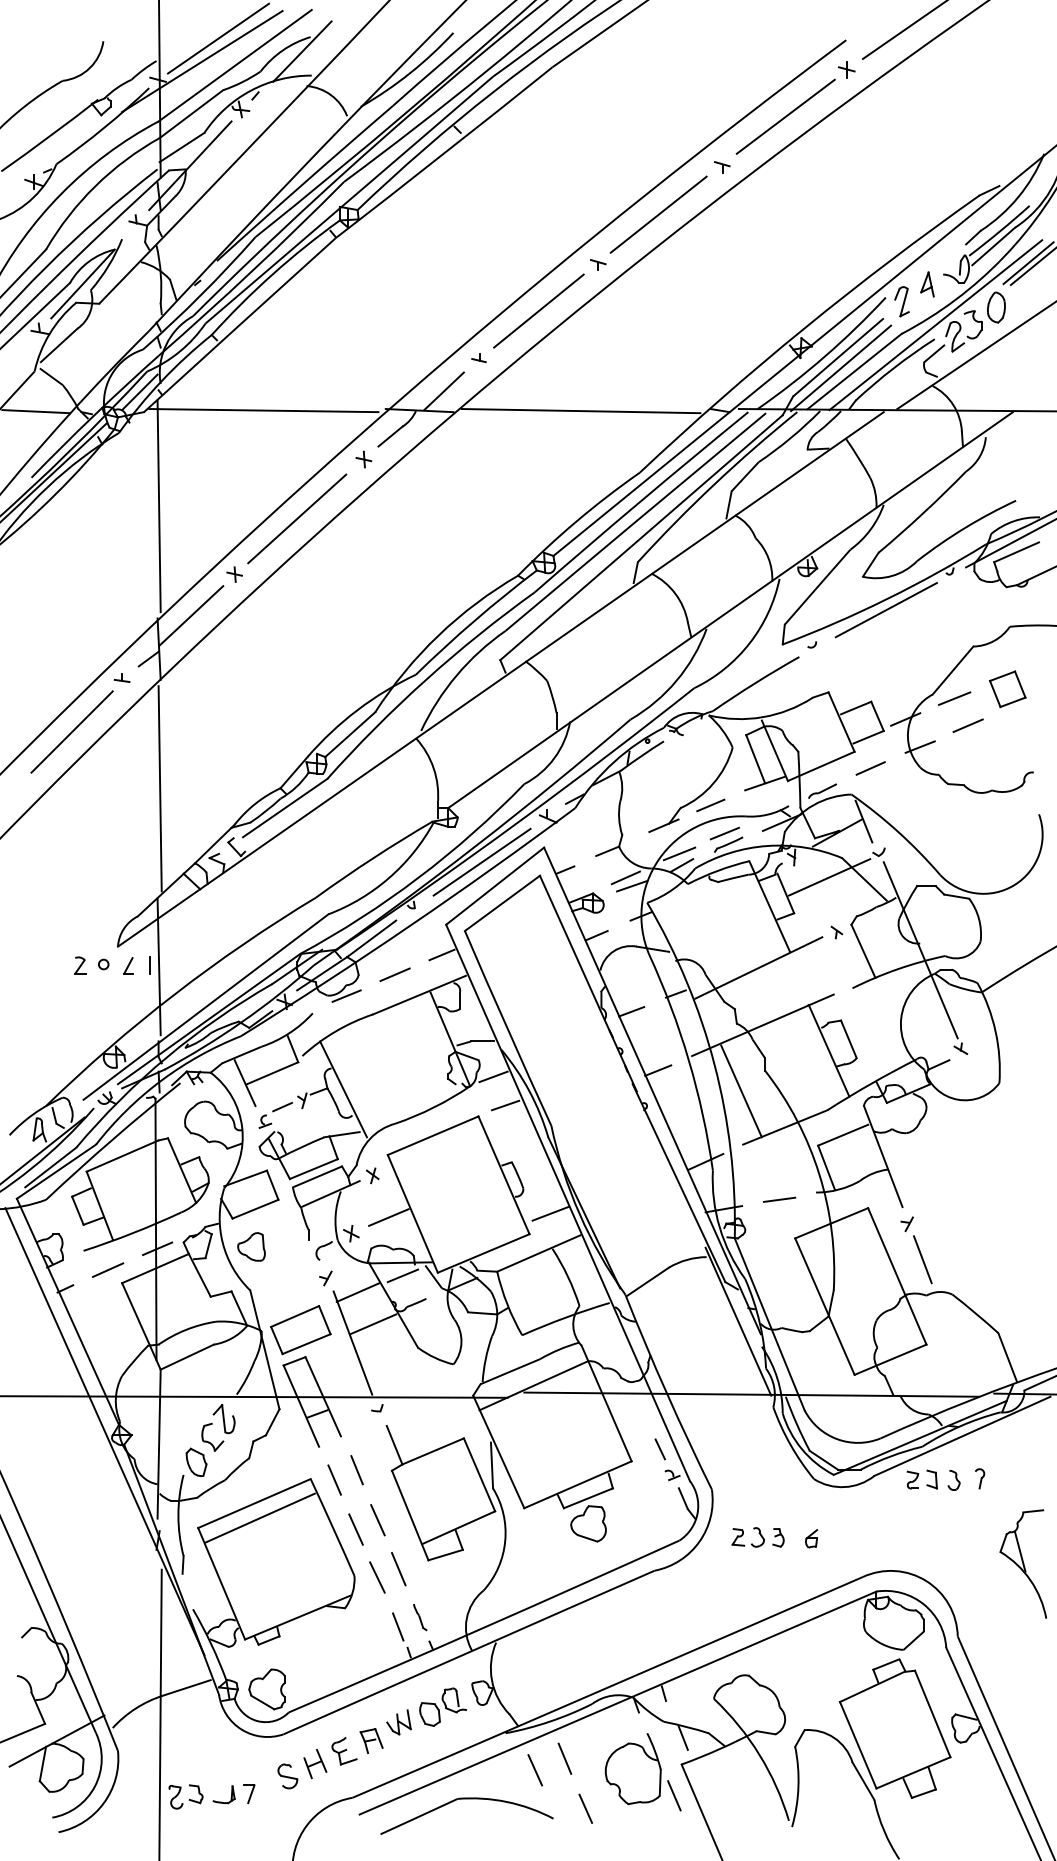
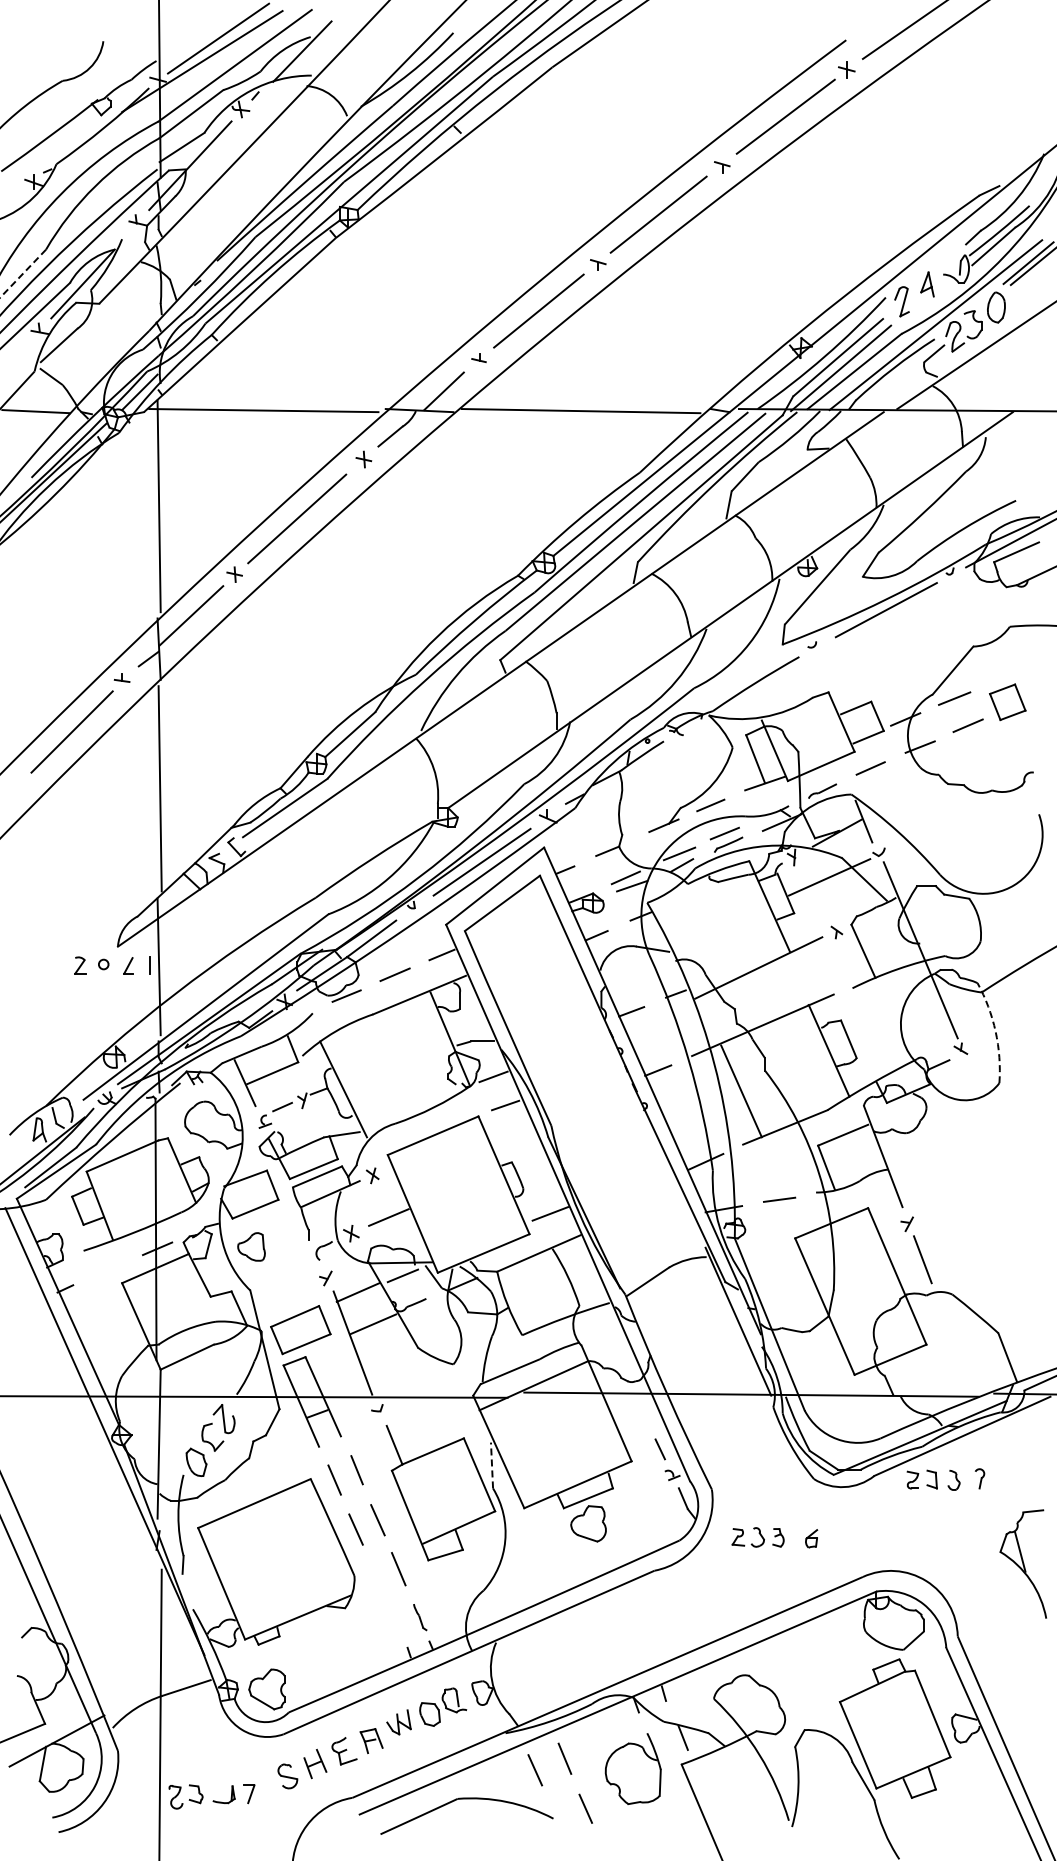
line: solid -> dashed (23, 273)
part position: (1007, 689) -> (1007, 702) (1007, 702)
arc: solid -> dashed (995, 1031)
line: present -> none (107, 1269)
line: solid -> dashed (492, 1465)
line: present -> none (259, 1517)
line: present -> none (377, 1577)
line: present -> none (398, 1626)
line: present -> none (674, 1795)
